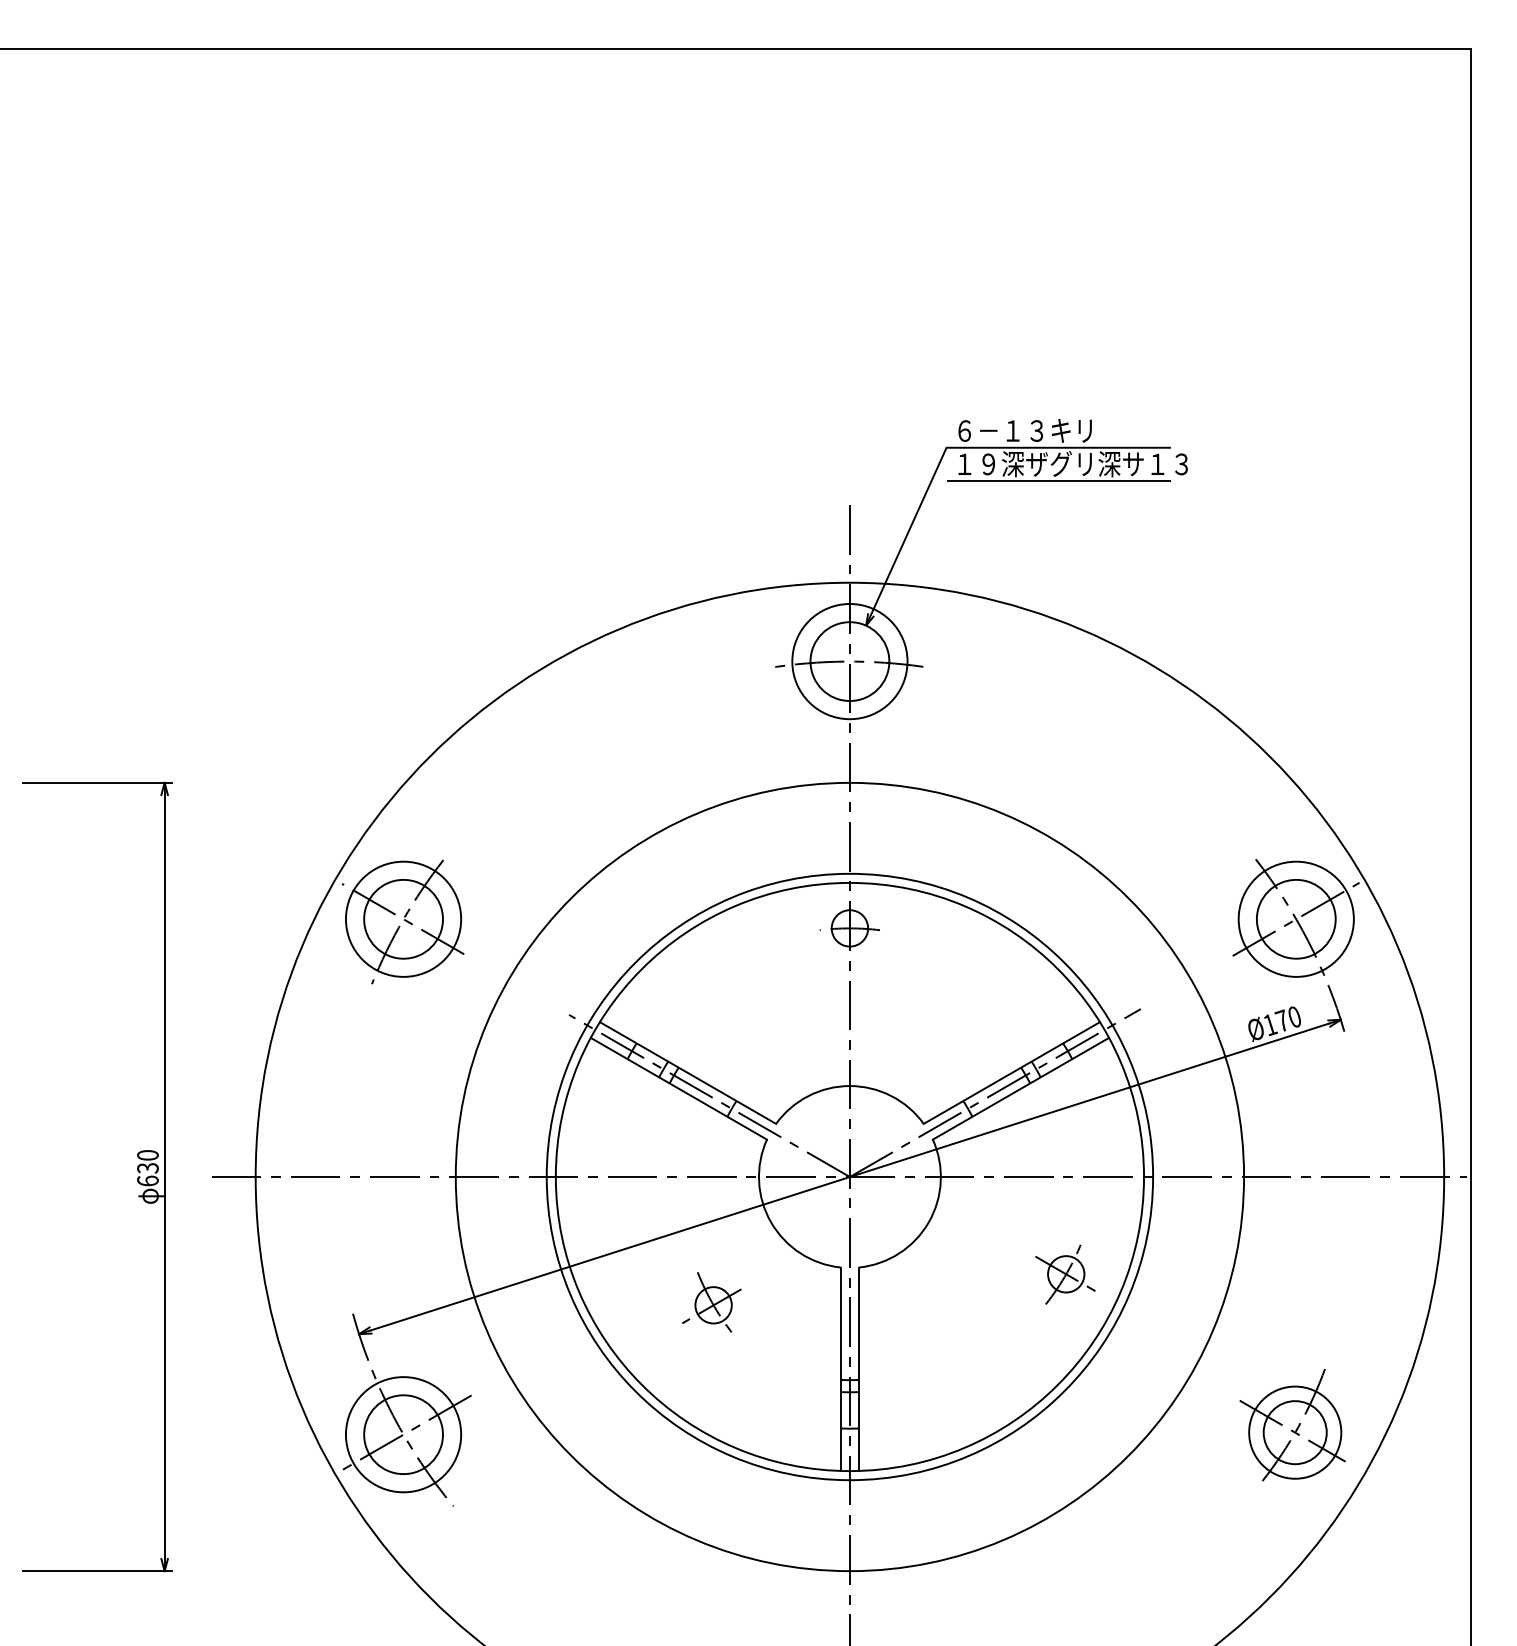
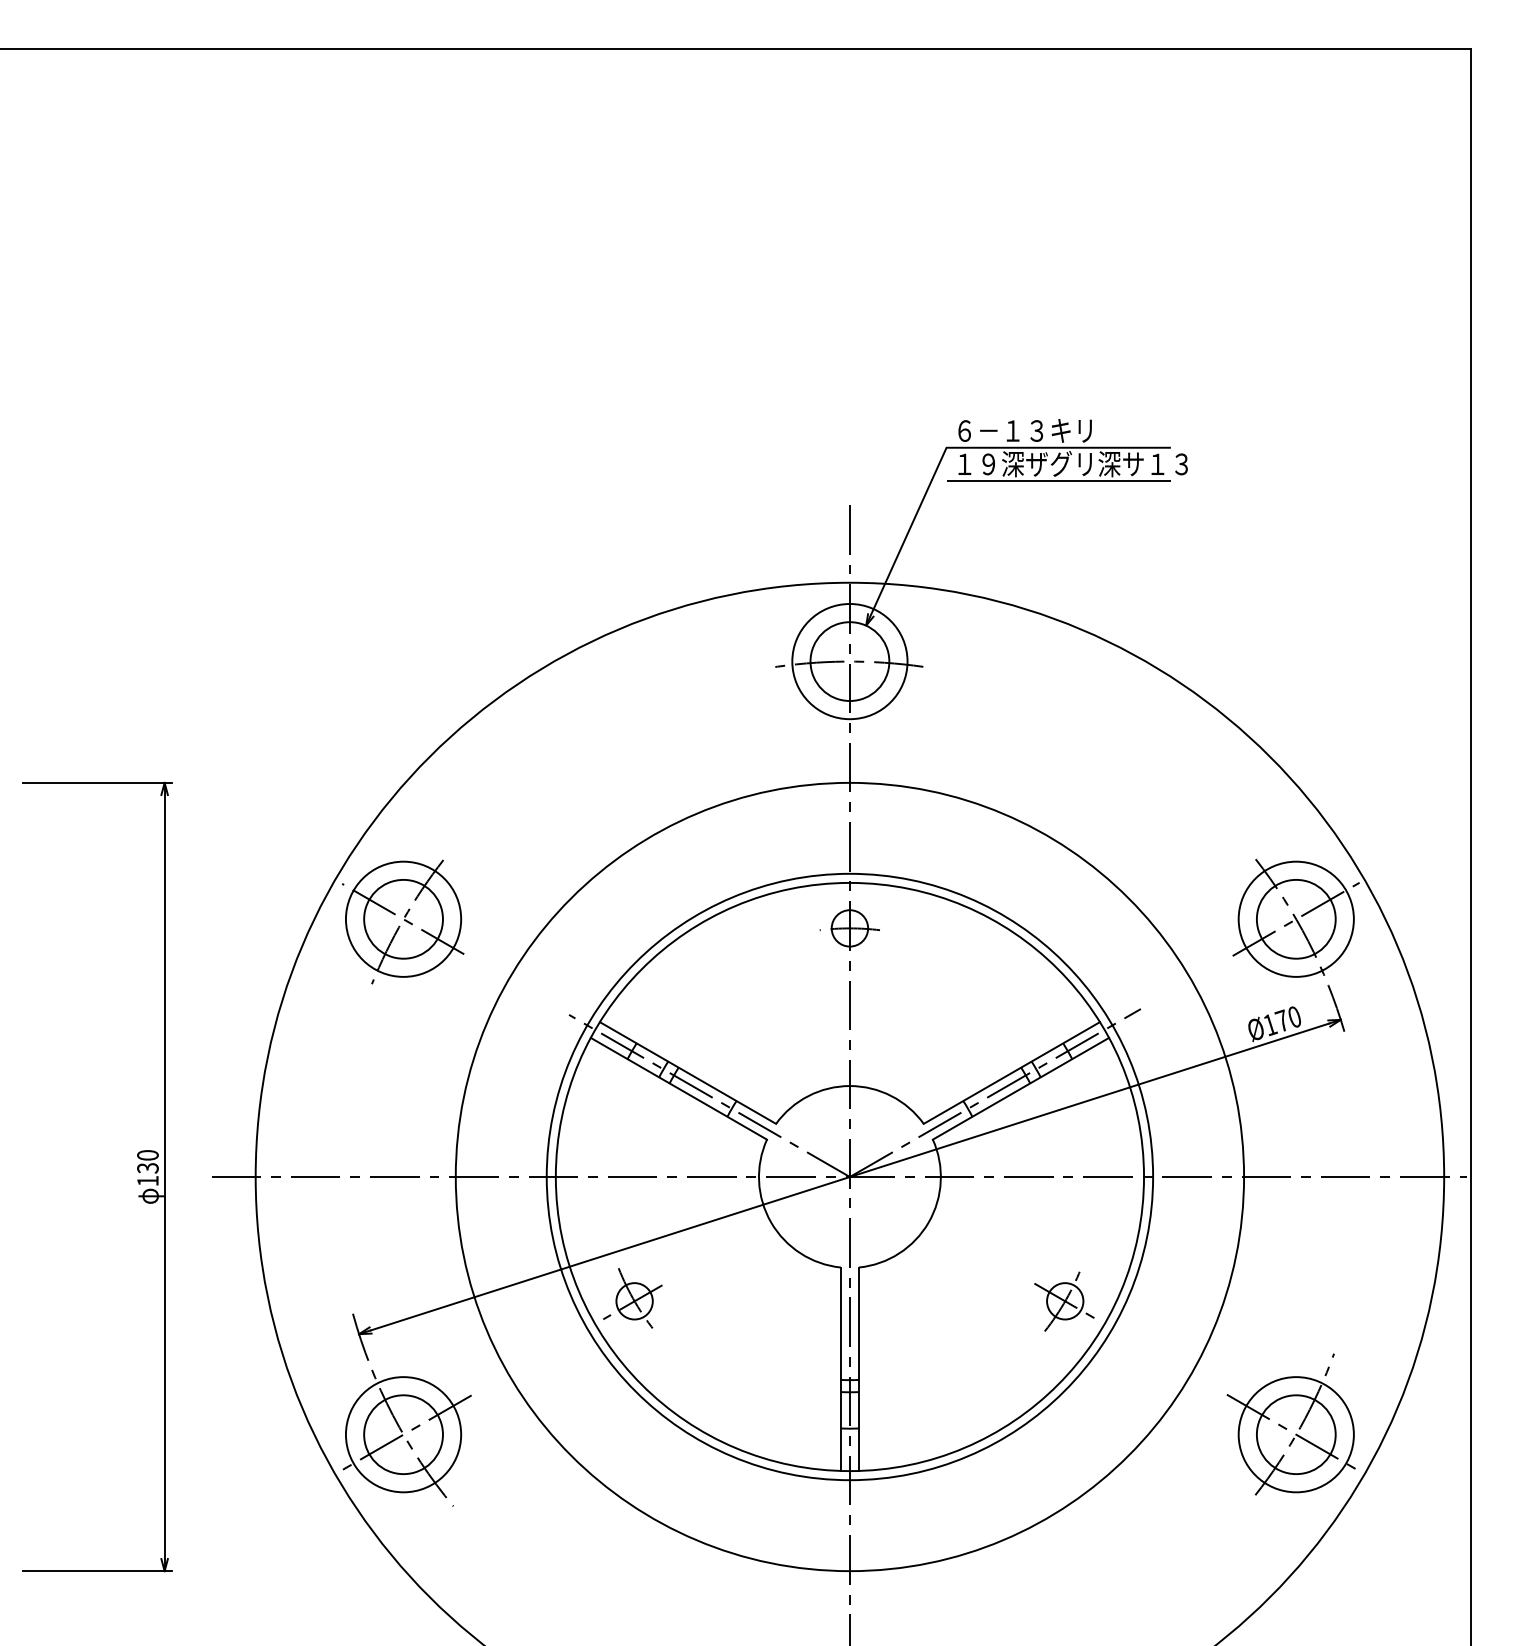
text: 630 -> 130 (147, 1180)
part position: (1065, 1274) -> (1064, 1301) (1064, 1301)
part position: (711, 1302) -> (632, 1298) (632, 1298)
part size: 107x113 px -> 130x143 px (1290, 1424)
